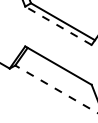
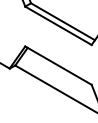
line: dashed -> solid (58, 25)
line: dashed -> solid (55, 88)
